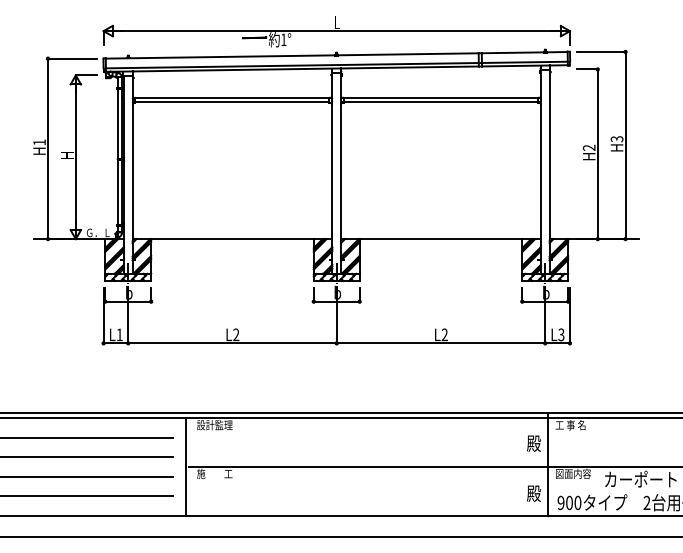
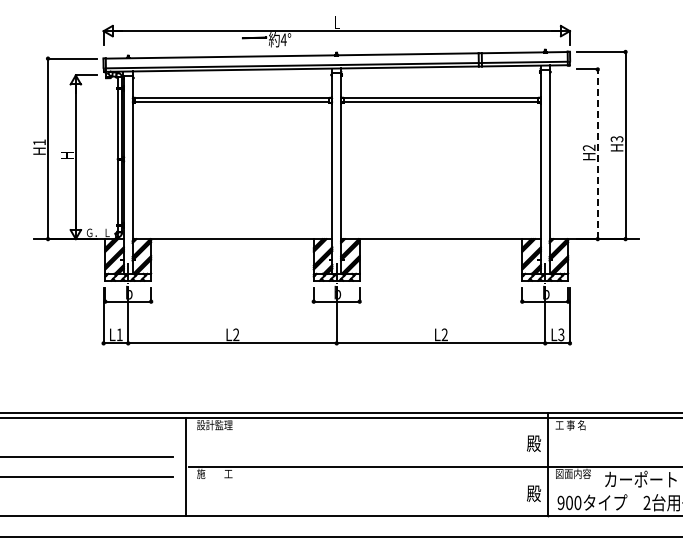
text: 1° -> 4° (283, 39)
line: solid -> dashed (597, 154)
line: present -> none (87, 437)
line: present -> none (87, 496)
